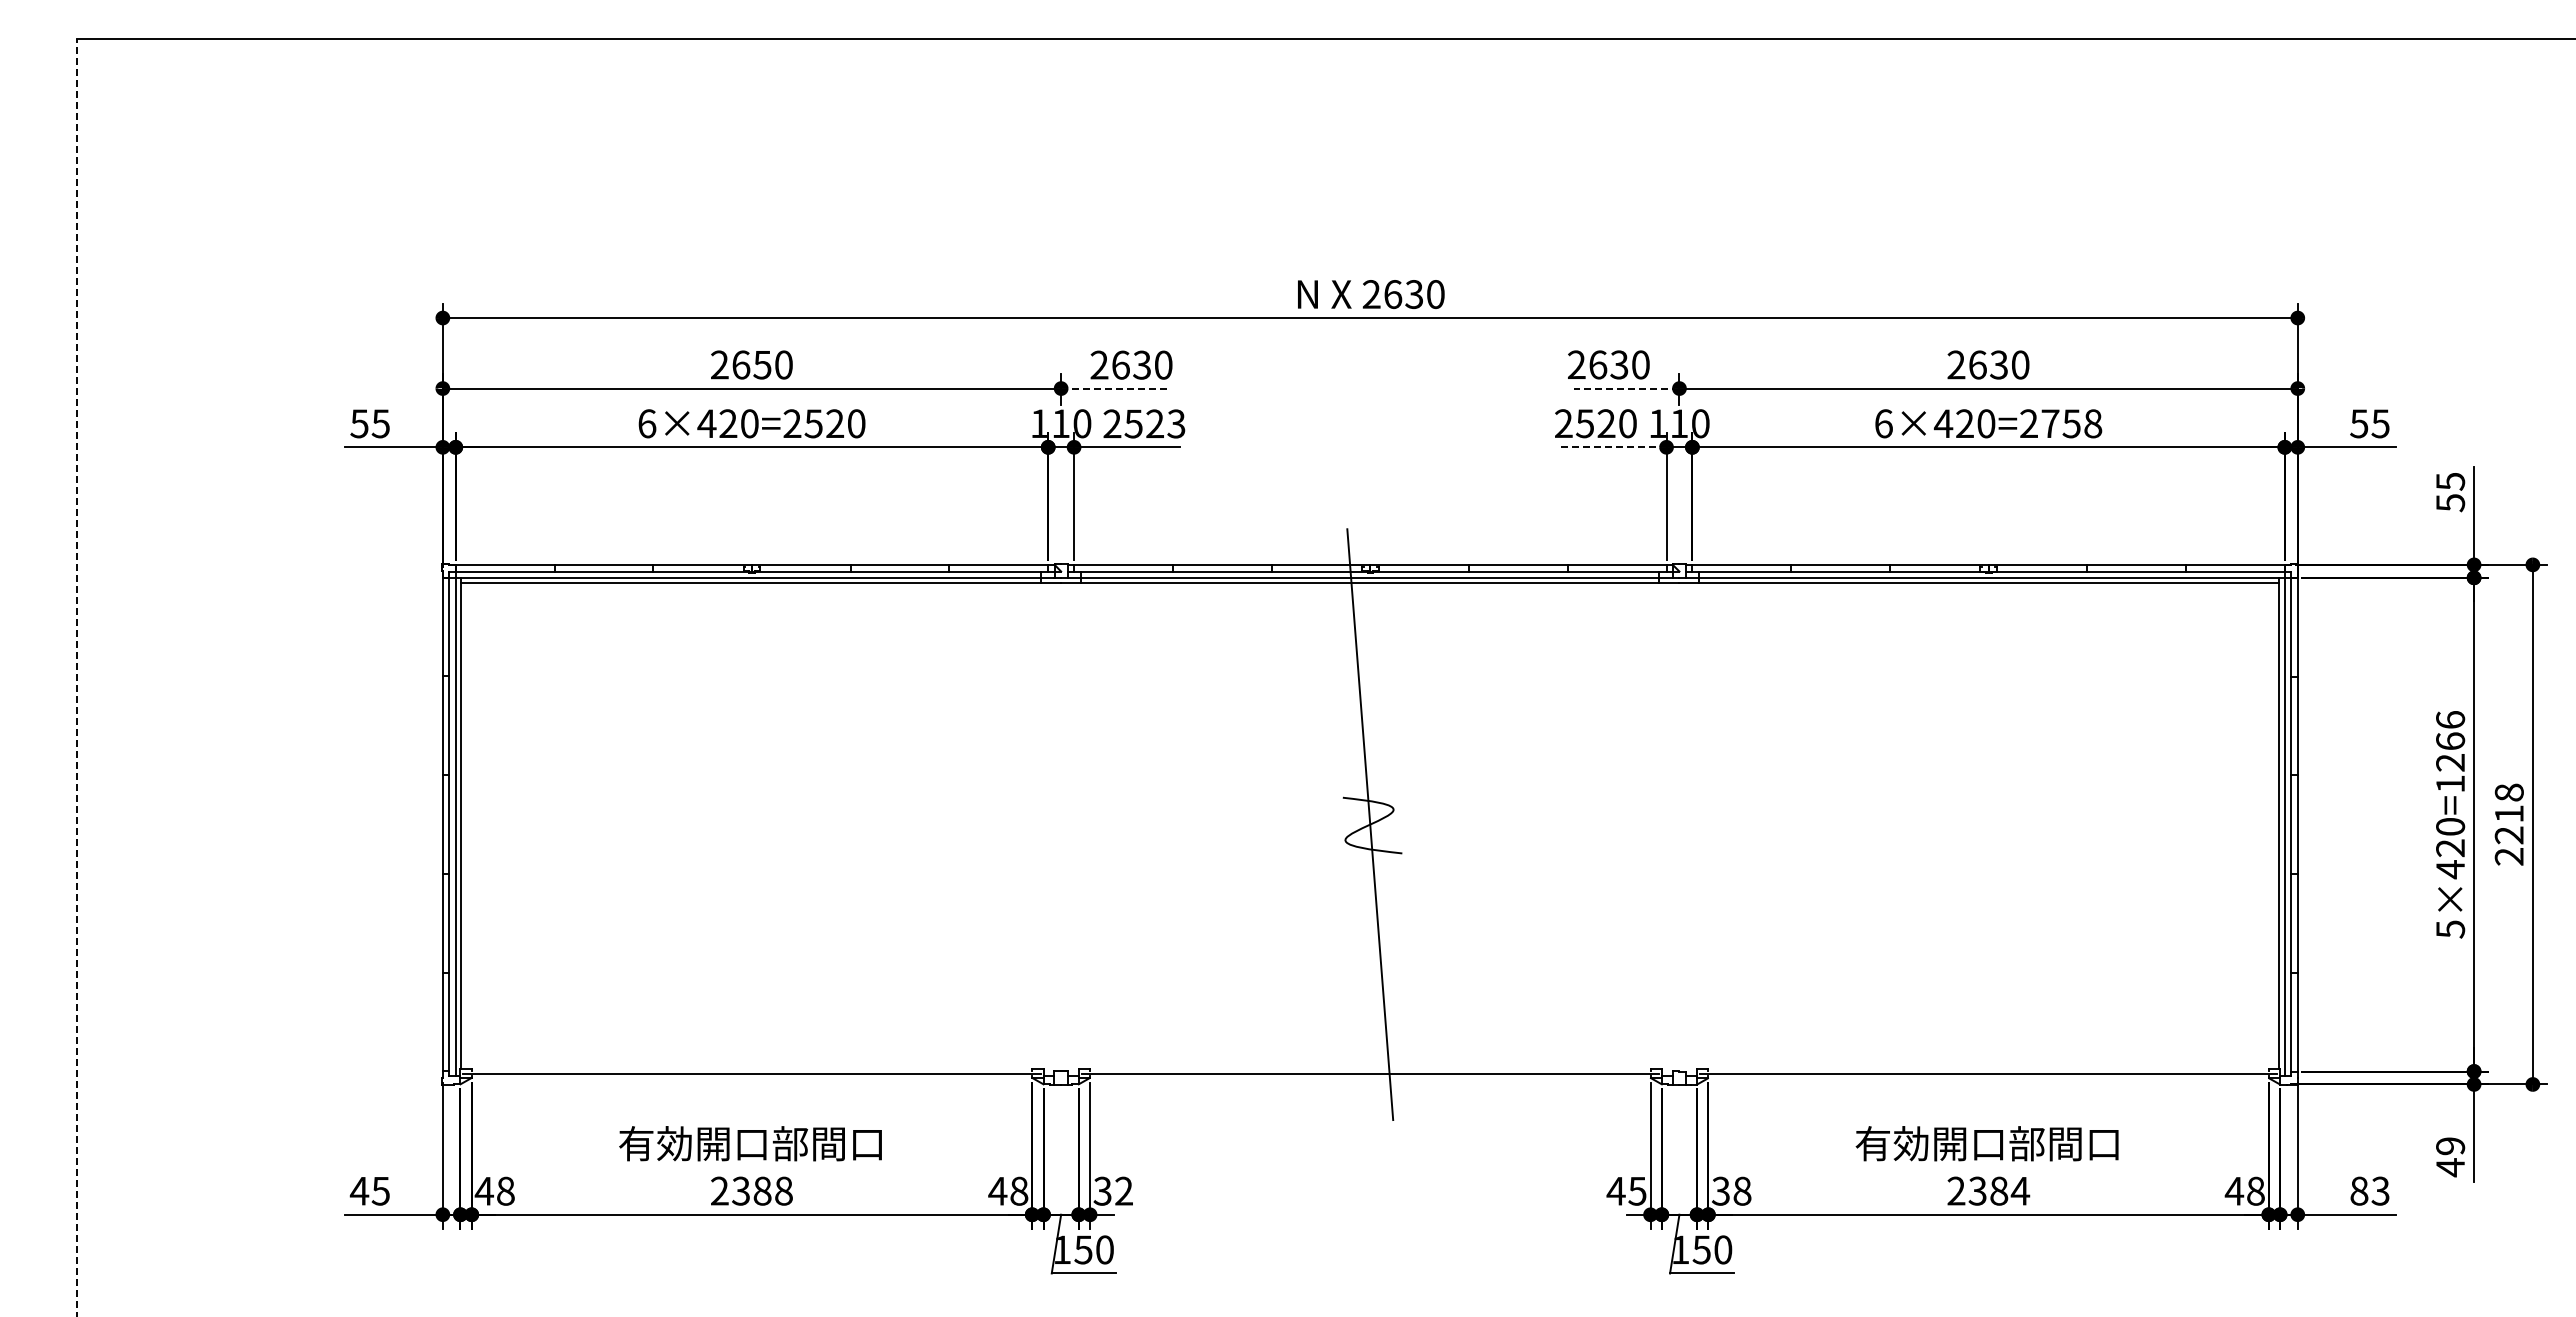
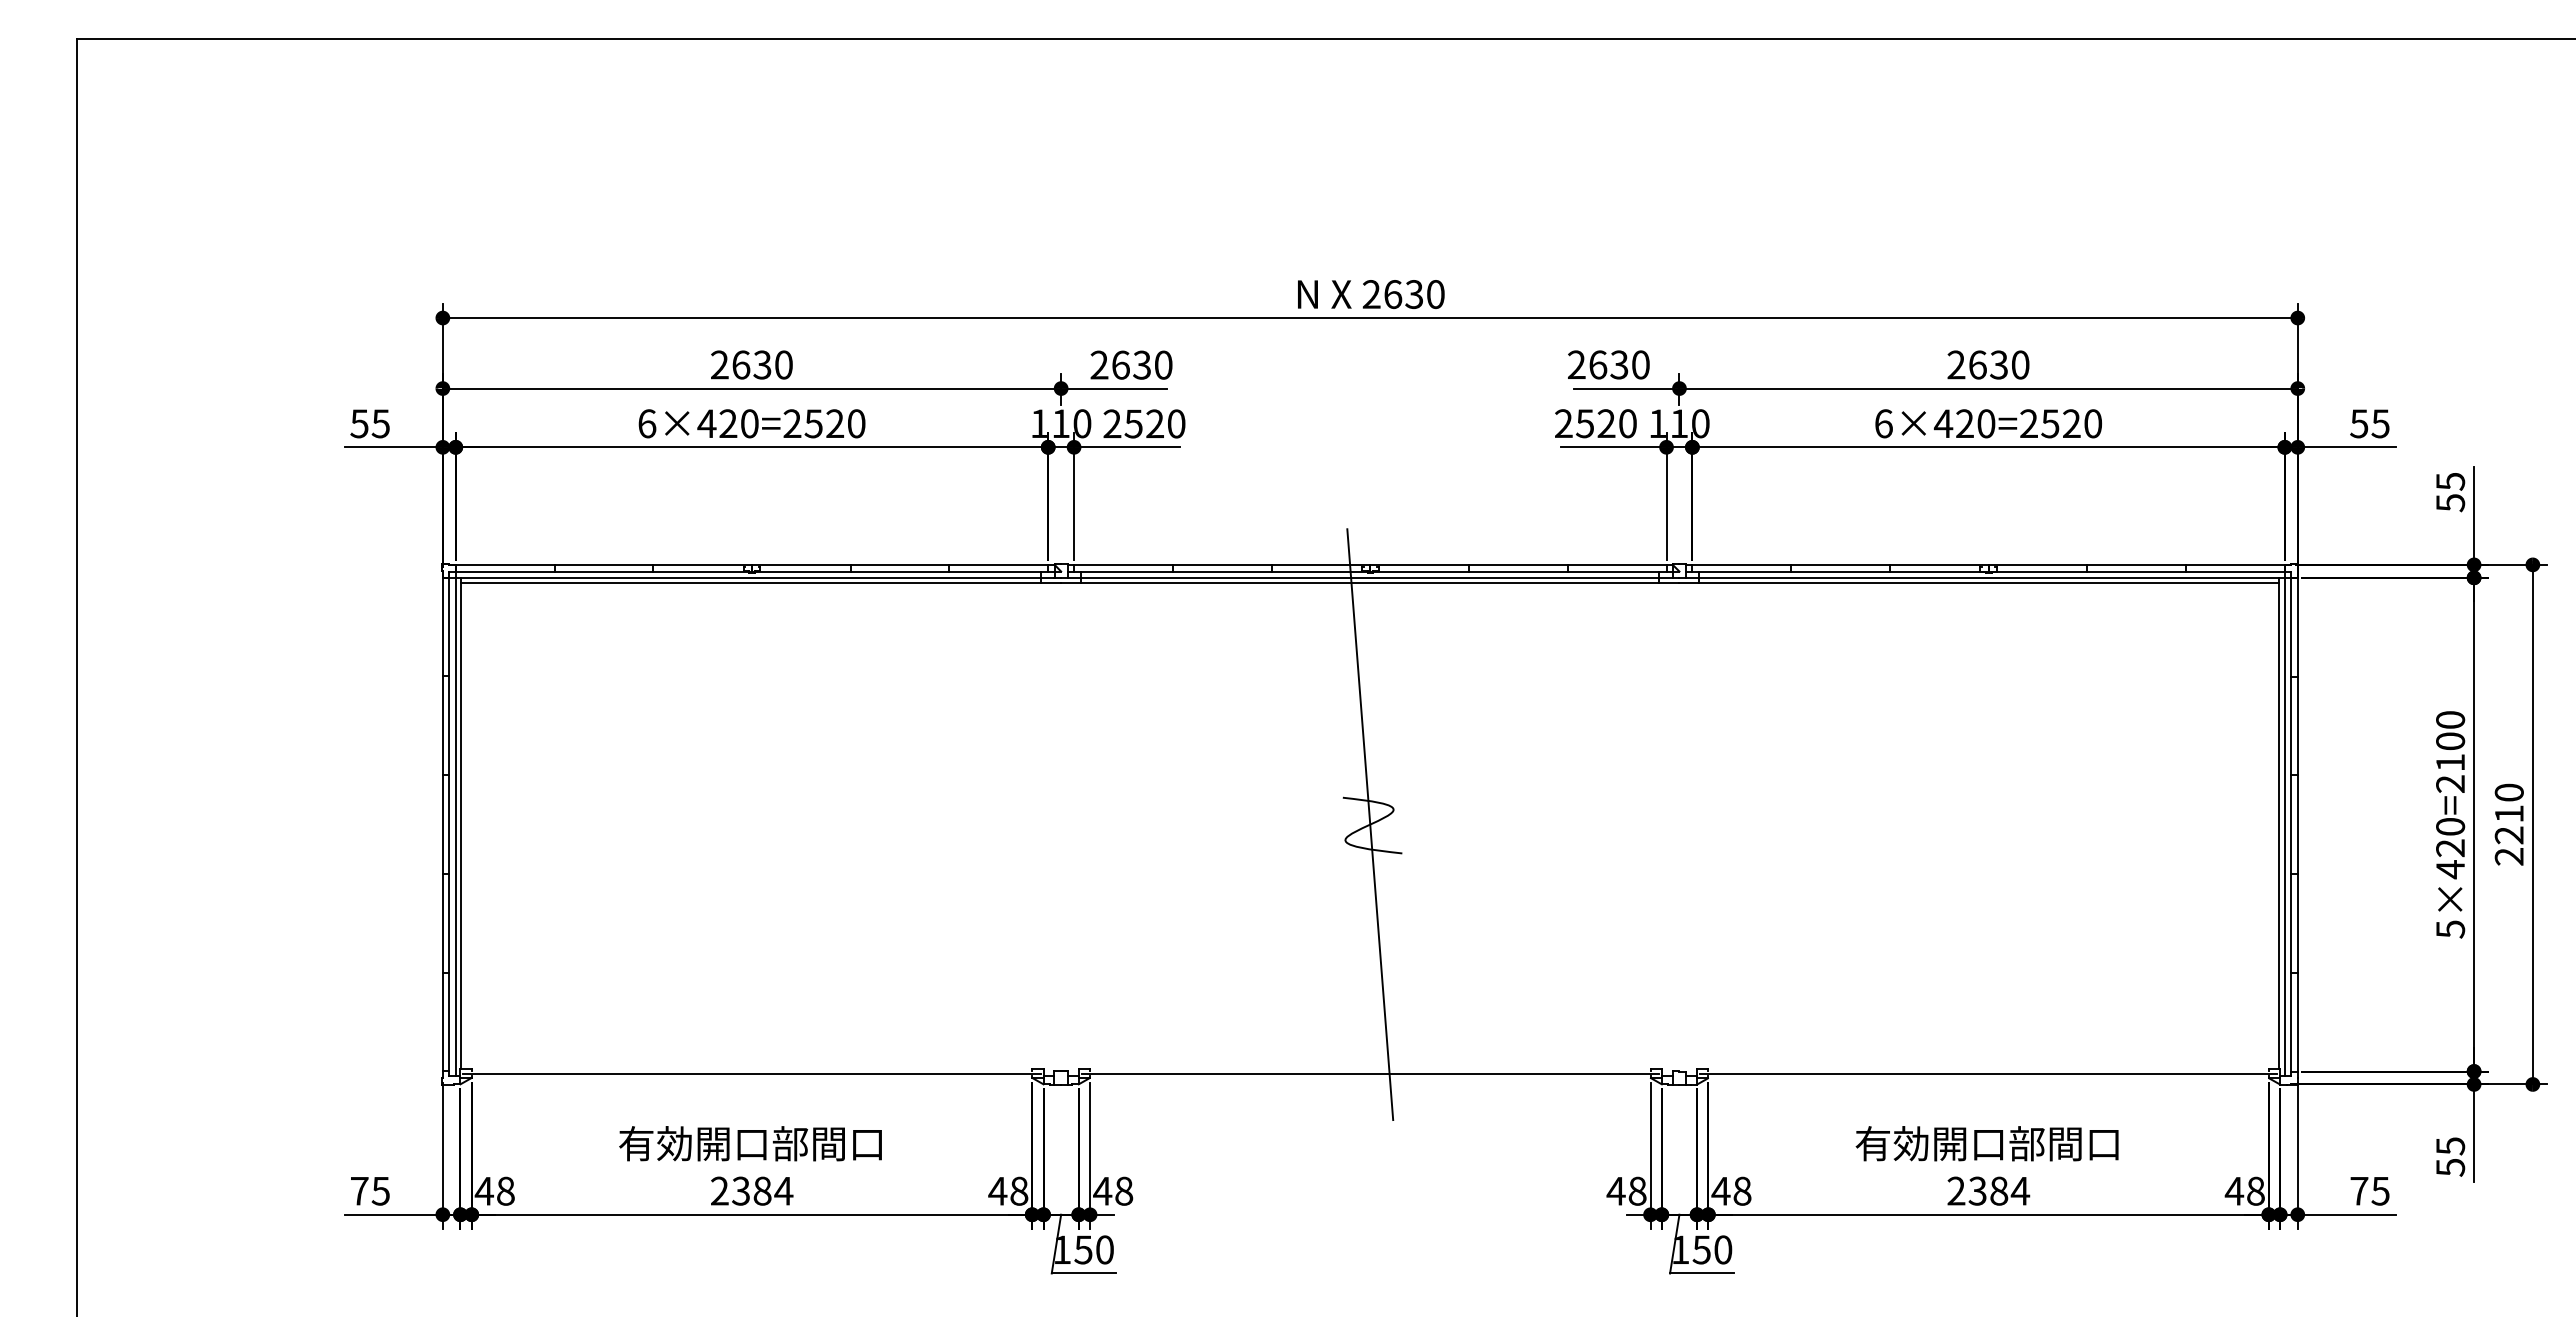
text: 2650 -> 2630 (762, 364)
line: dashed -> solid (1114, 388)
line: dashed -> solid (1626, 388)
text: 2523 -> 2520 (1176, 423)
text: 6×420=2758 -> 6×420=2520 (2071, 423)
line: dashed -> solid (1613, 447)
line: dashed -> solid (77, 677)
text: 5×420=1266 -> 5×420=2100 (2450, 751)
text: 2218 -> 2210 (2509, 792)
text: 49 -> 55 (2450, 1157)
text: 2388 -> 2384 (783, 1190)
text: 32 -> 48 (1113, 1190)
text: 45 -> 48 (1637, 1190)
text: 38 -> 48 (1720, 1190)
text: 83 -> 75 (2369, 1190)
text: 45 -> 75 (359, 1191)
